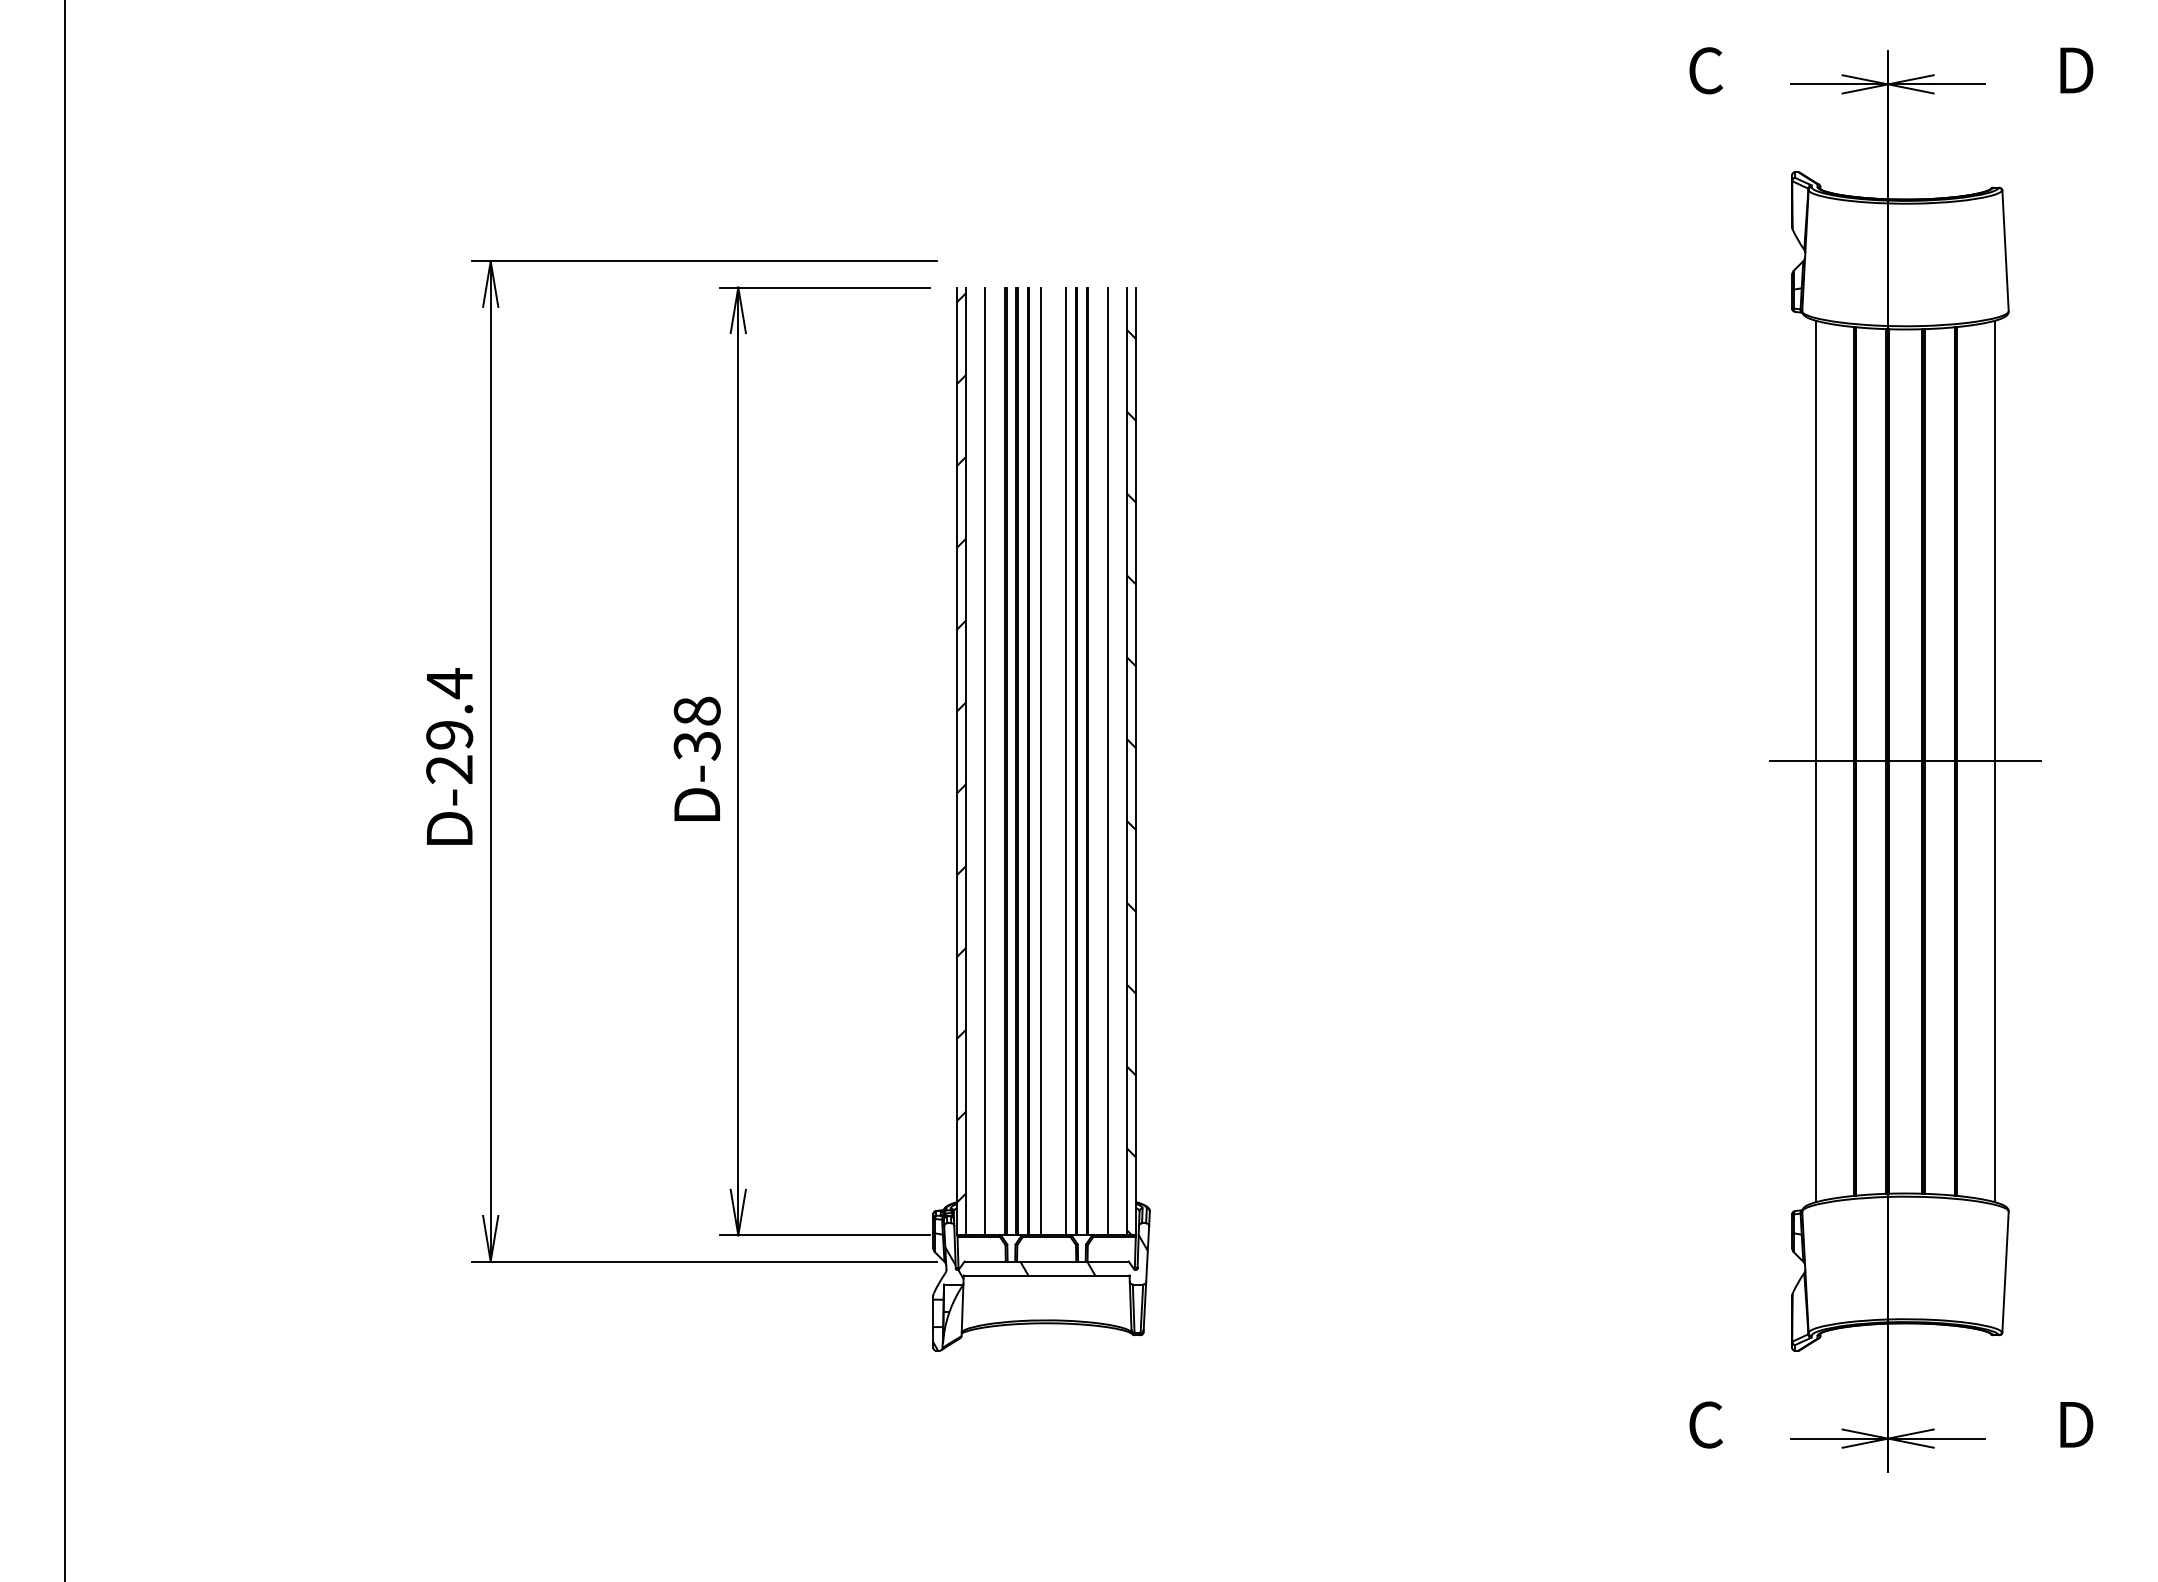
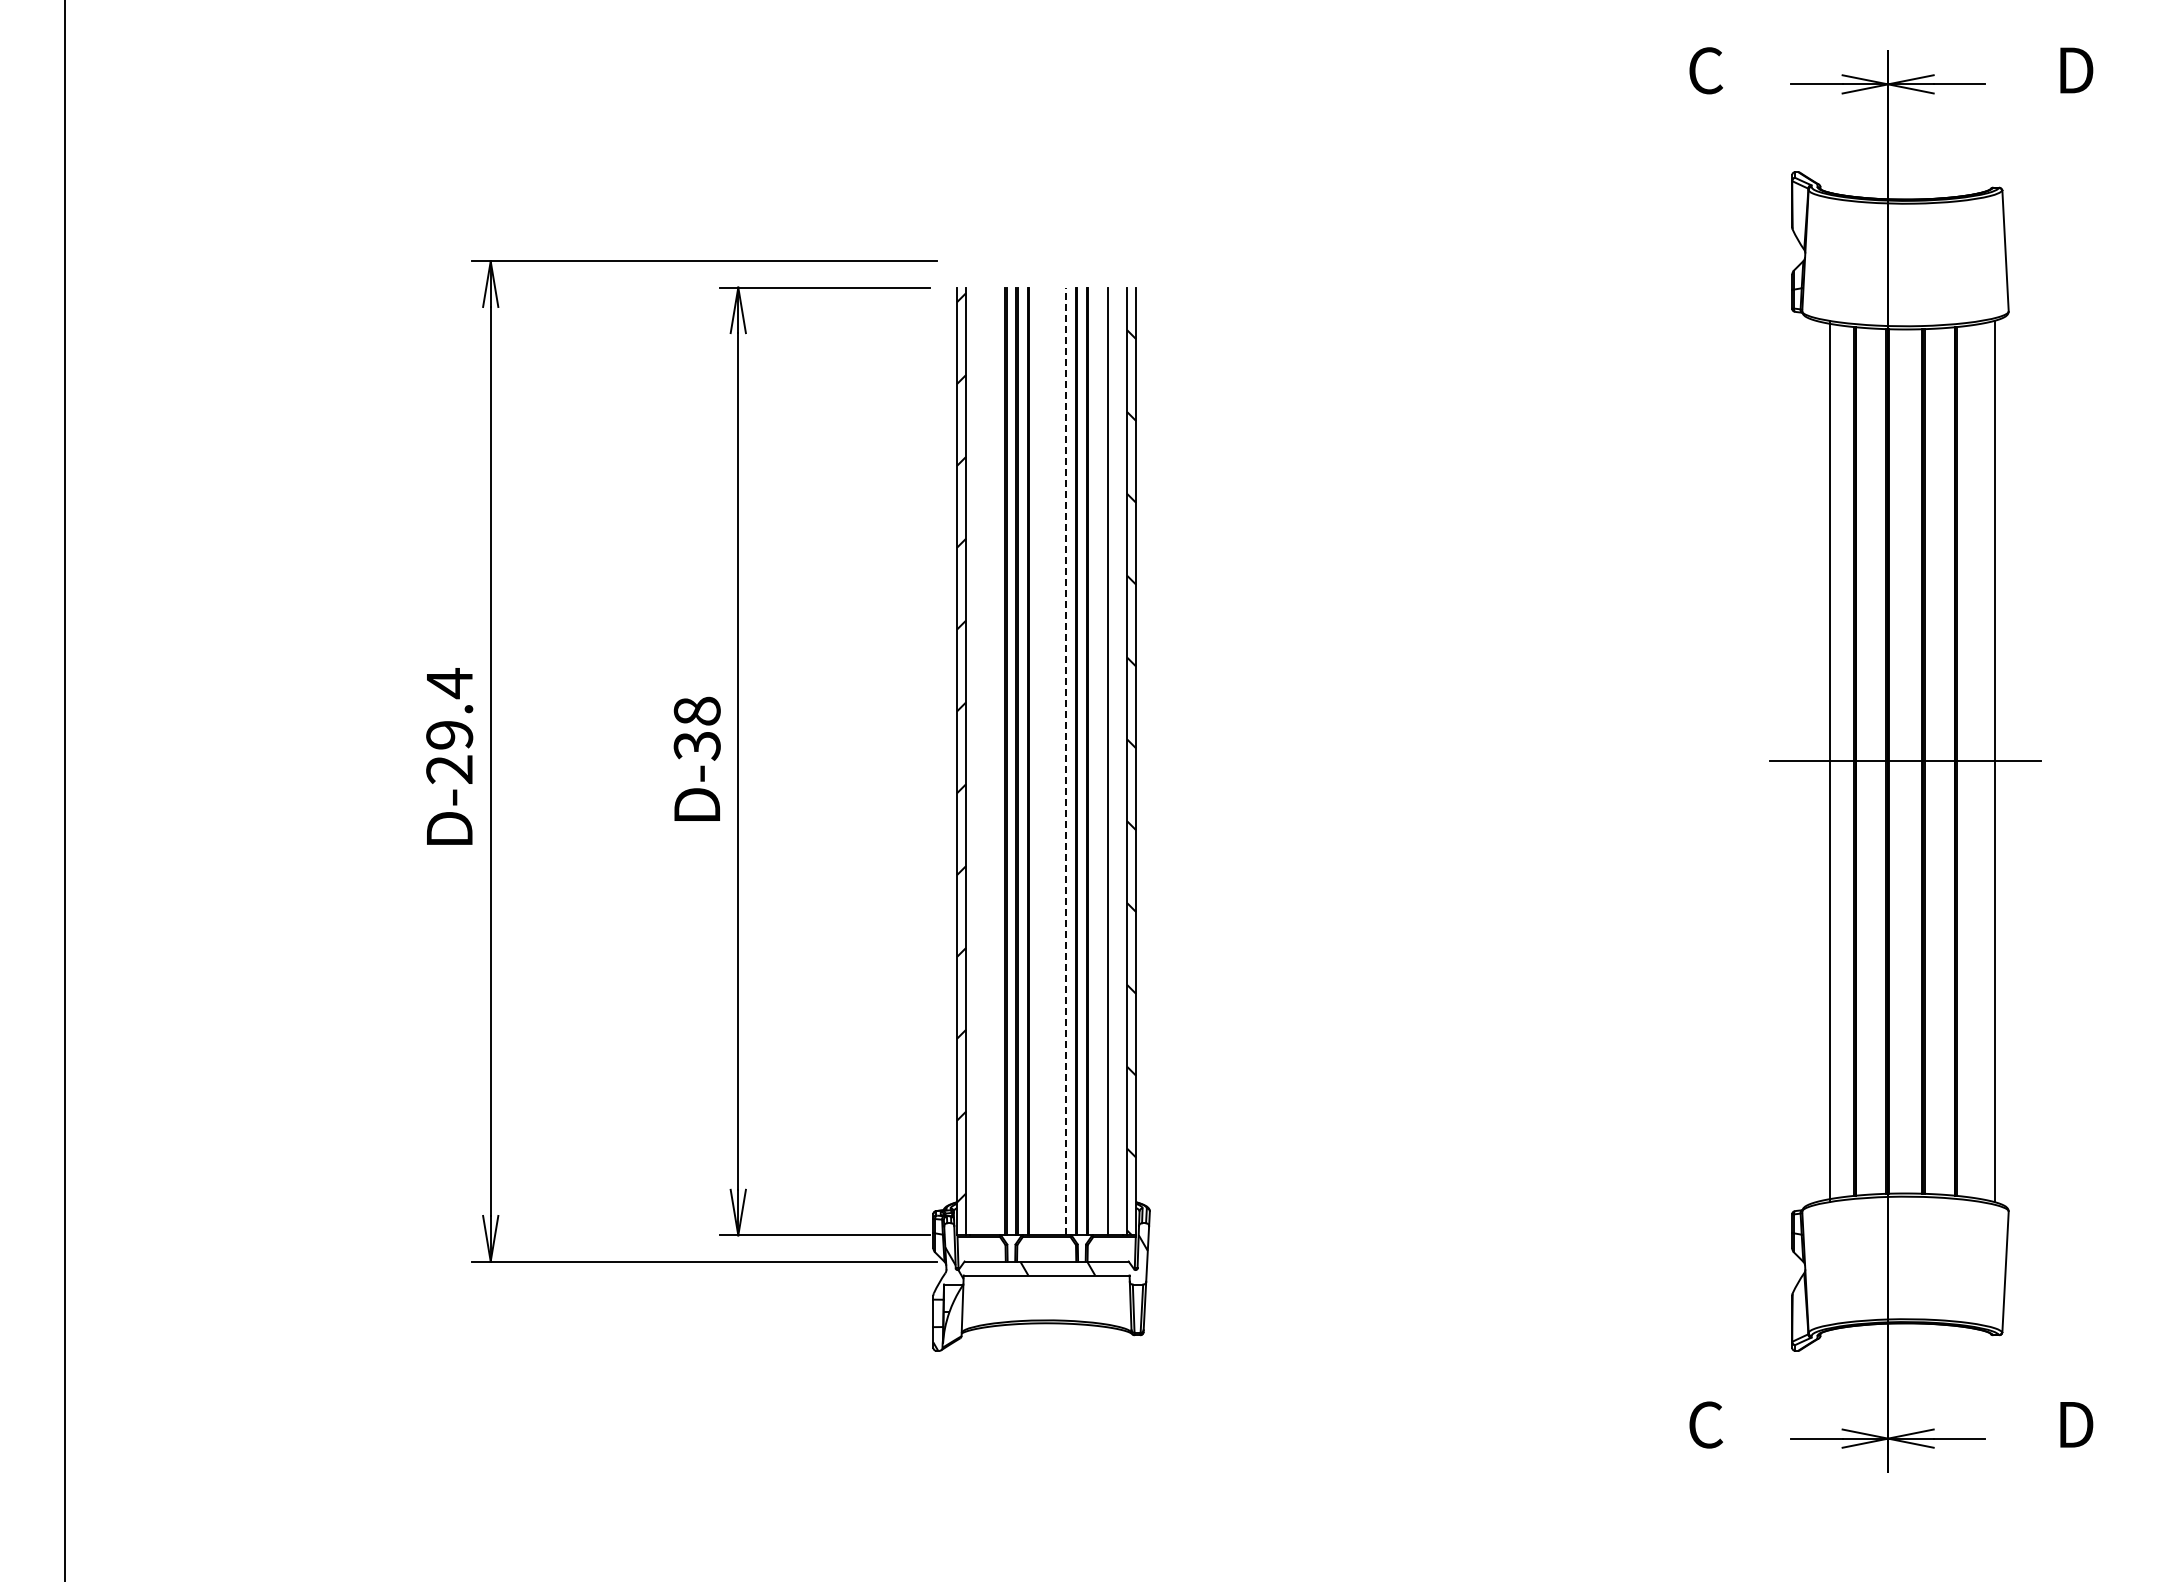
line: present -> none (984, 761)
line: present -> none (1040, 761)
line: solid -> dashed (1066, 761)
line position: (1815, 761) -> (1829, 761) (1829, 761)
